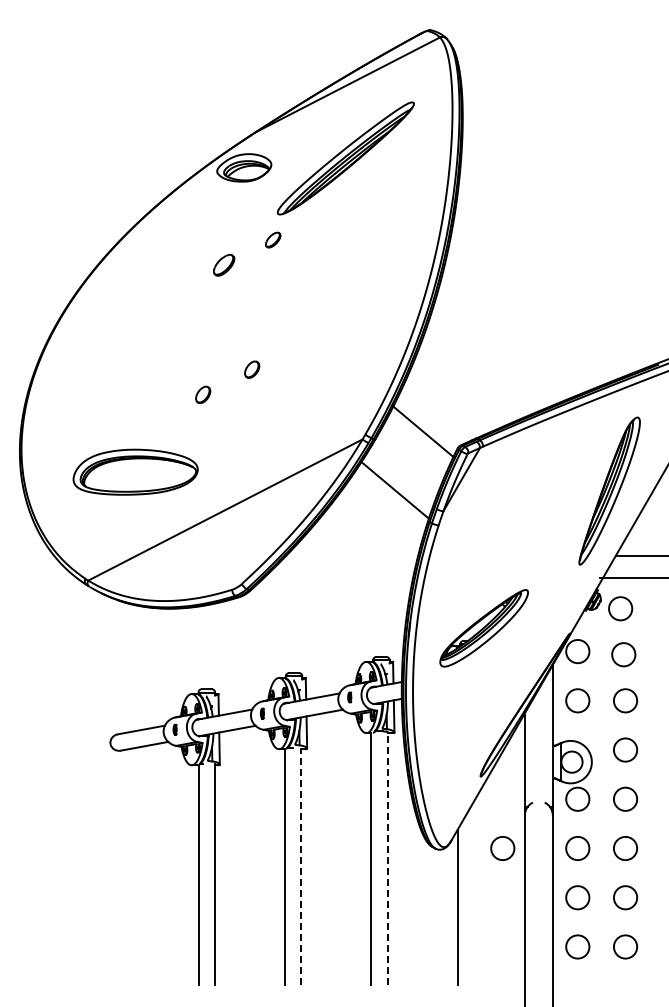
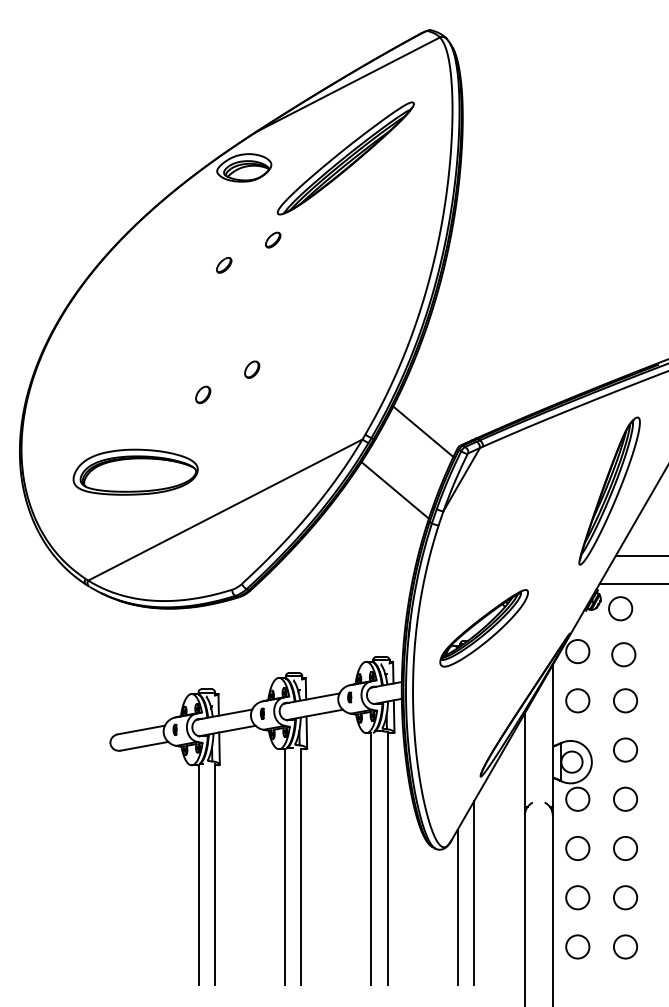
part size: 23x23 px -> 17x17 px (224, 265)
line position: (632, 577) -> (632, 583) (632, 583)
circle: present -> none (502, 848)
line: dashed -> solid (387, 858)
line: dashed -> solid (301, 866)
line: none -> present (474, 893)
